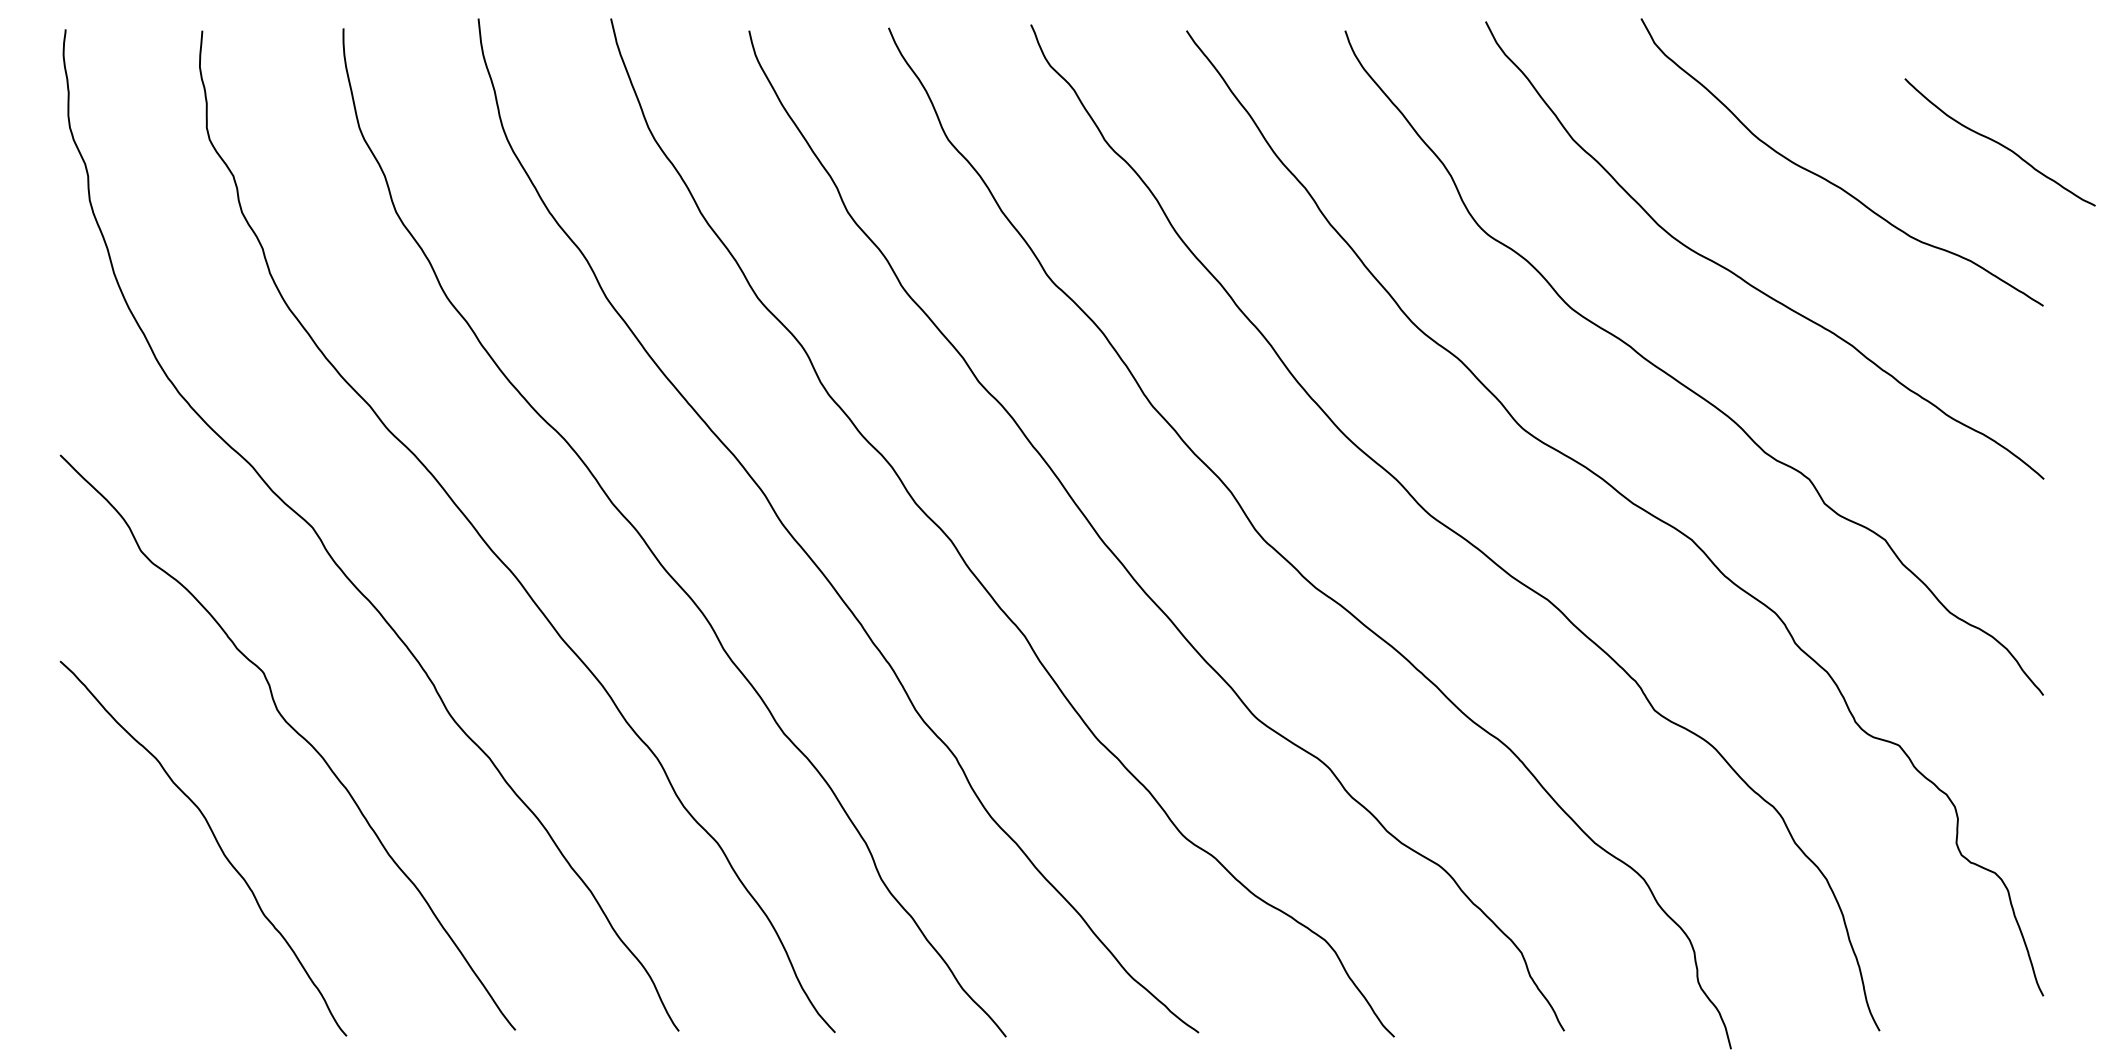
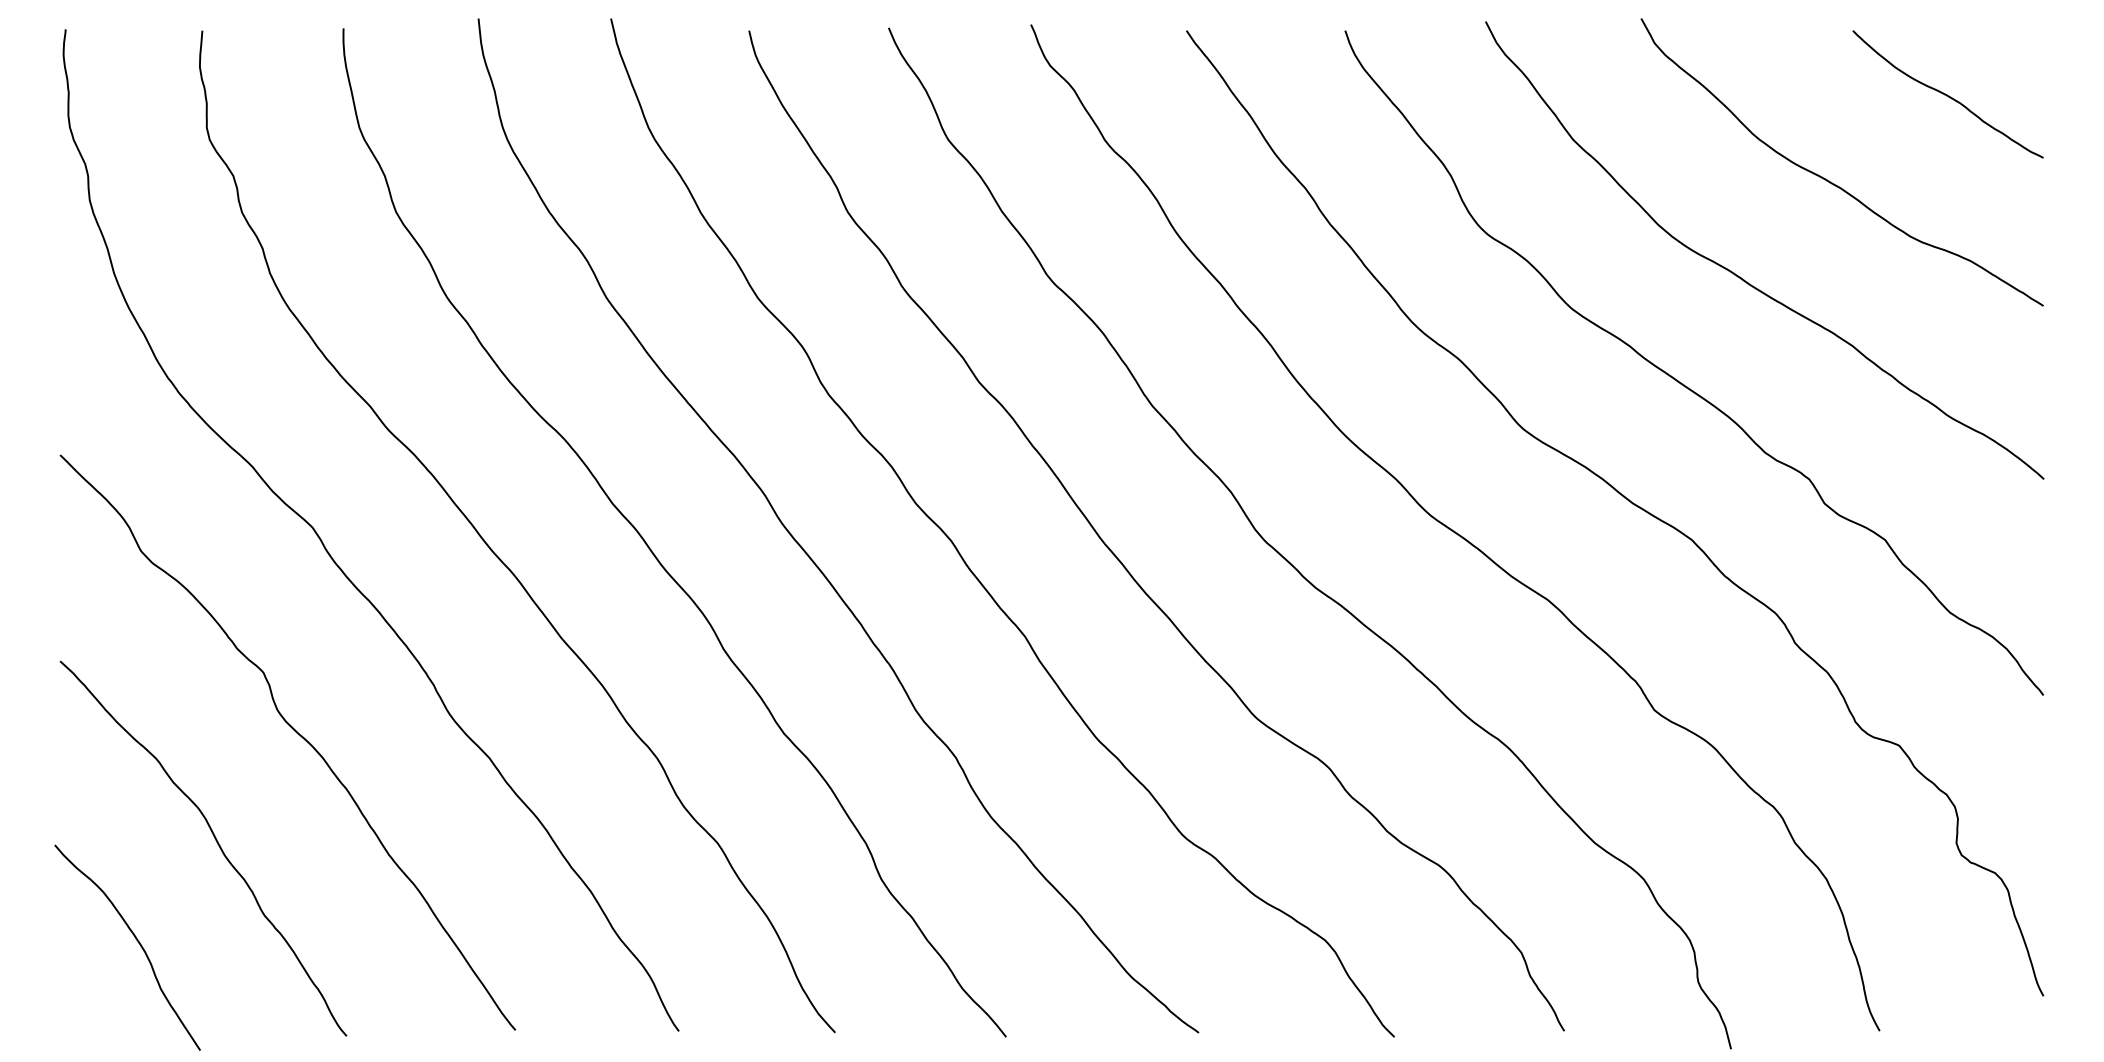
curve position: (1999, 142) -> (1947, 94) (1947, 94)
curve: none -> present (137, 942)
